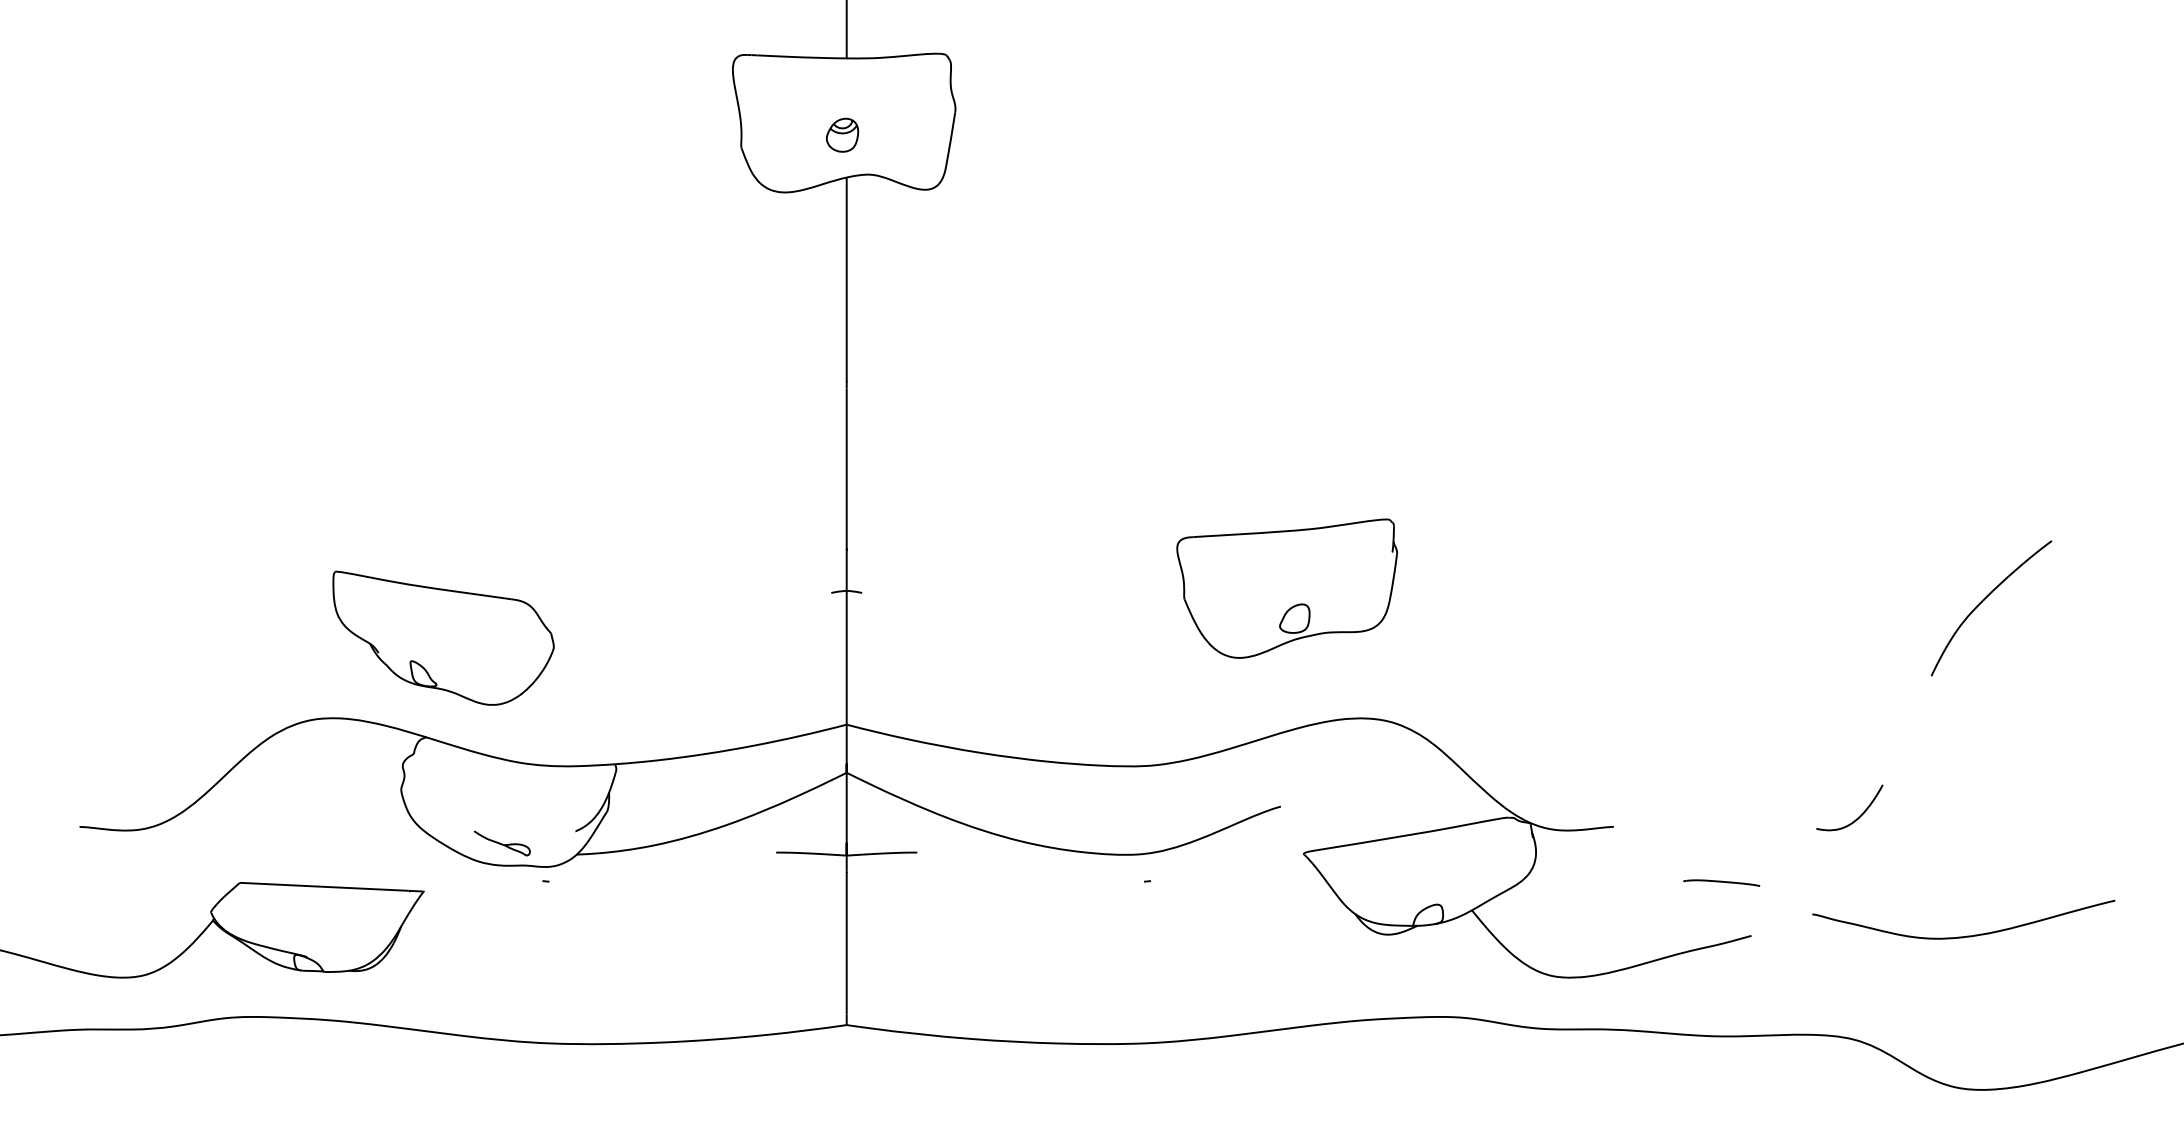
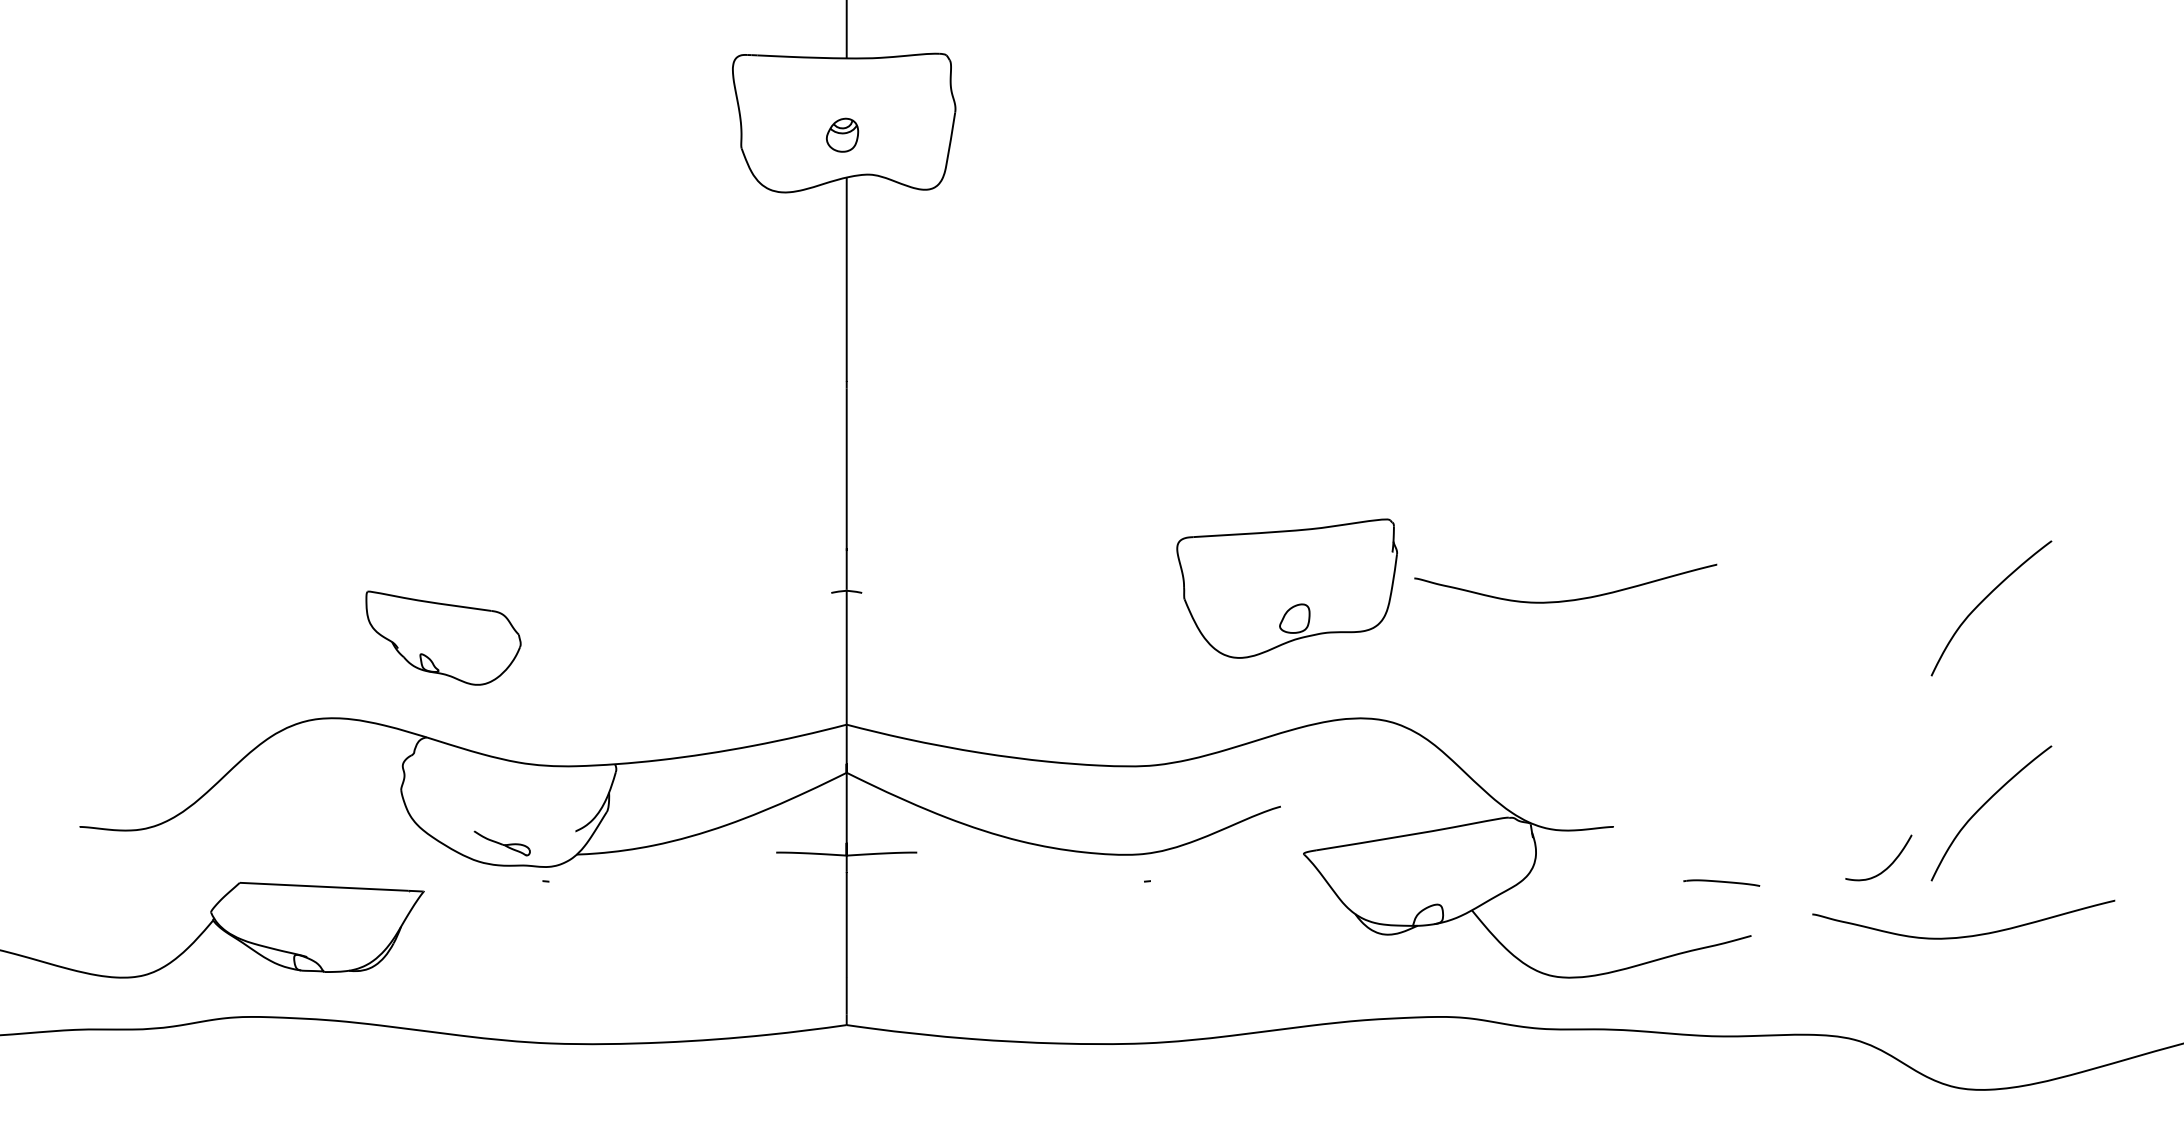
curve: none -> present (1568, 599)
part size: 223x136 px -> 157x96 px (443, 637)
curve: none -> present (1984, 805)
part position: (1858, 816) -> (1887, 866) (1887, 866)
